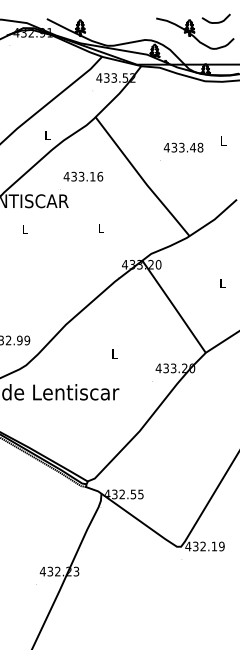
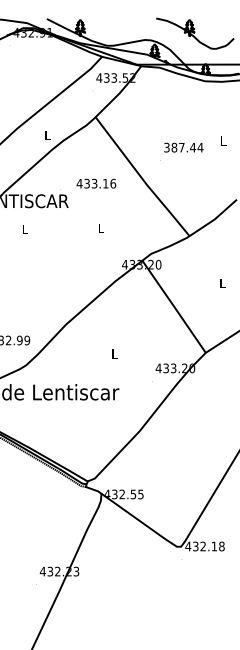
curve: present -> none (215, 22)
text: 433.48 -> 387.44 (183, 147)
text position: (83, 176) -> (96, 183) (96, 183)
text: 432.19 -> 432.18 (221, 546)
